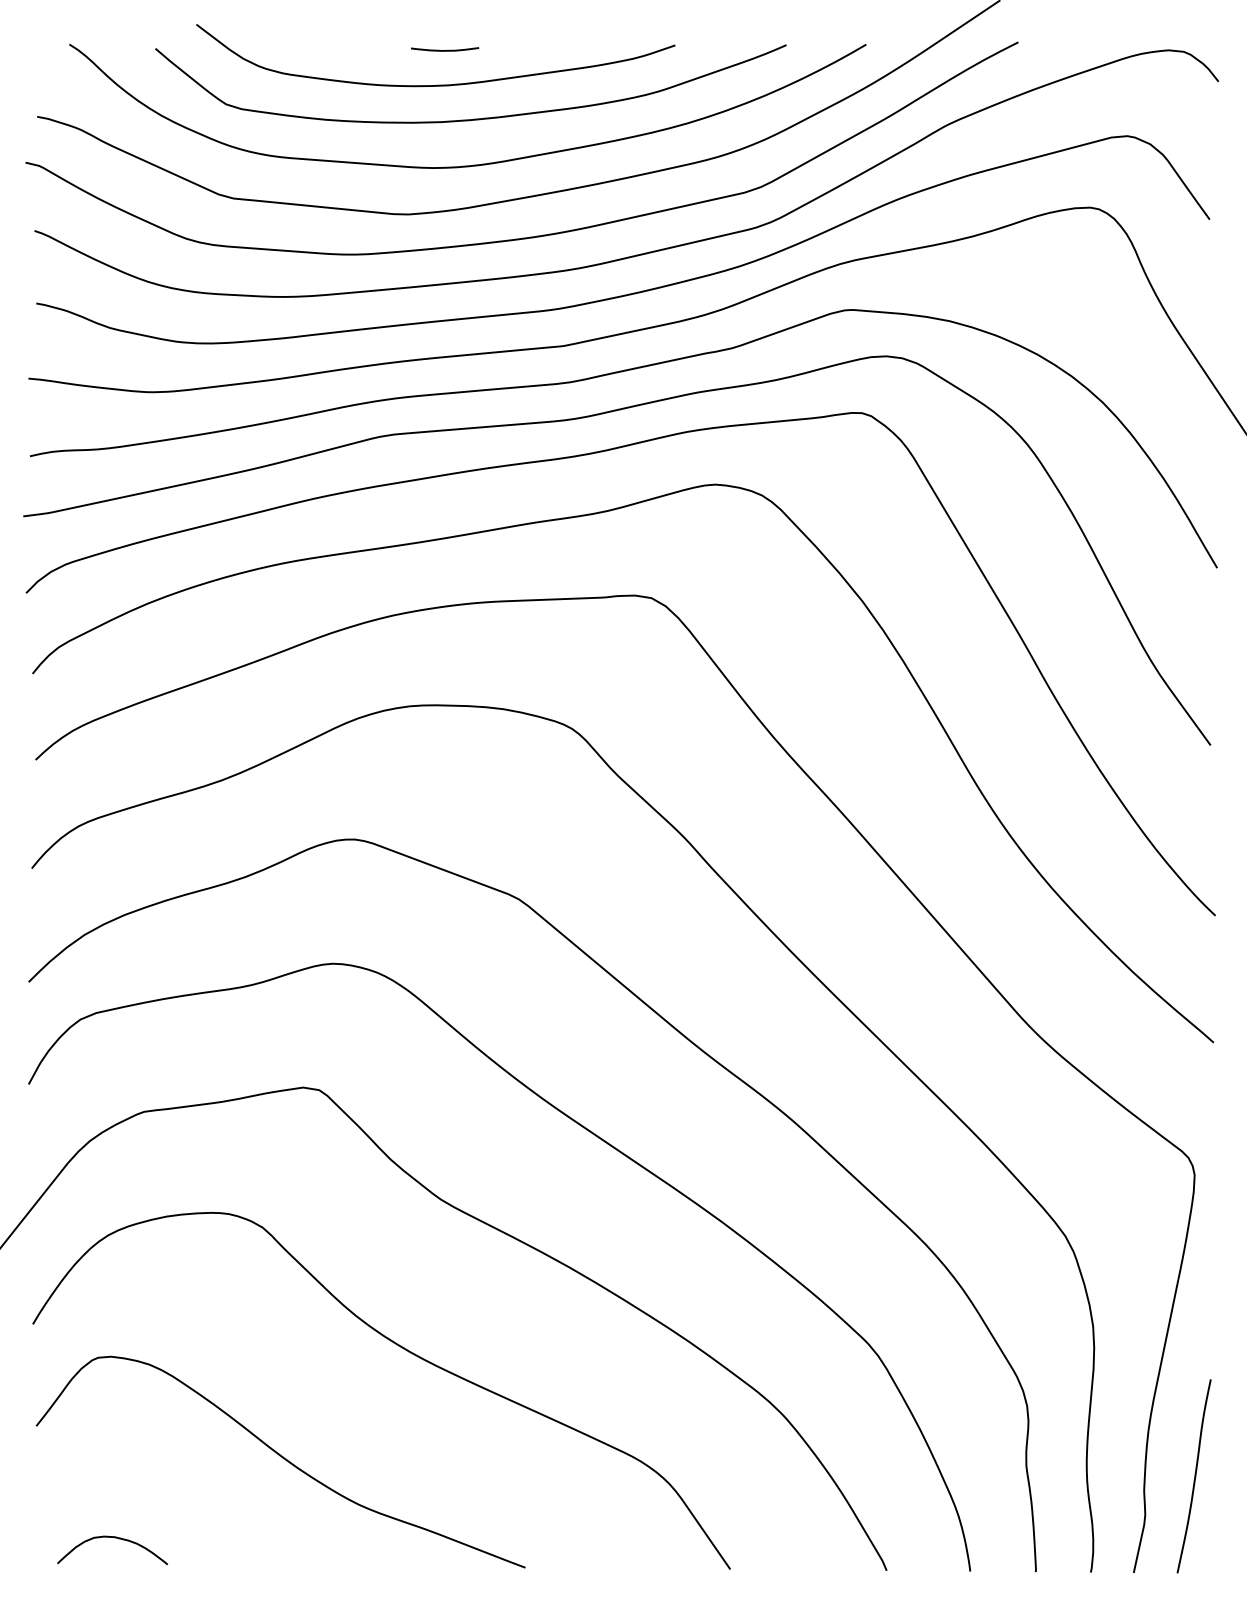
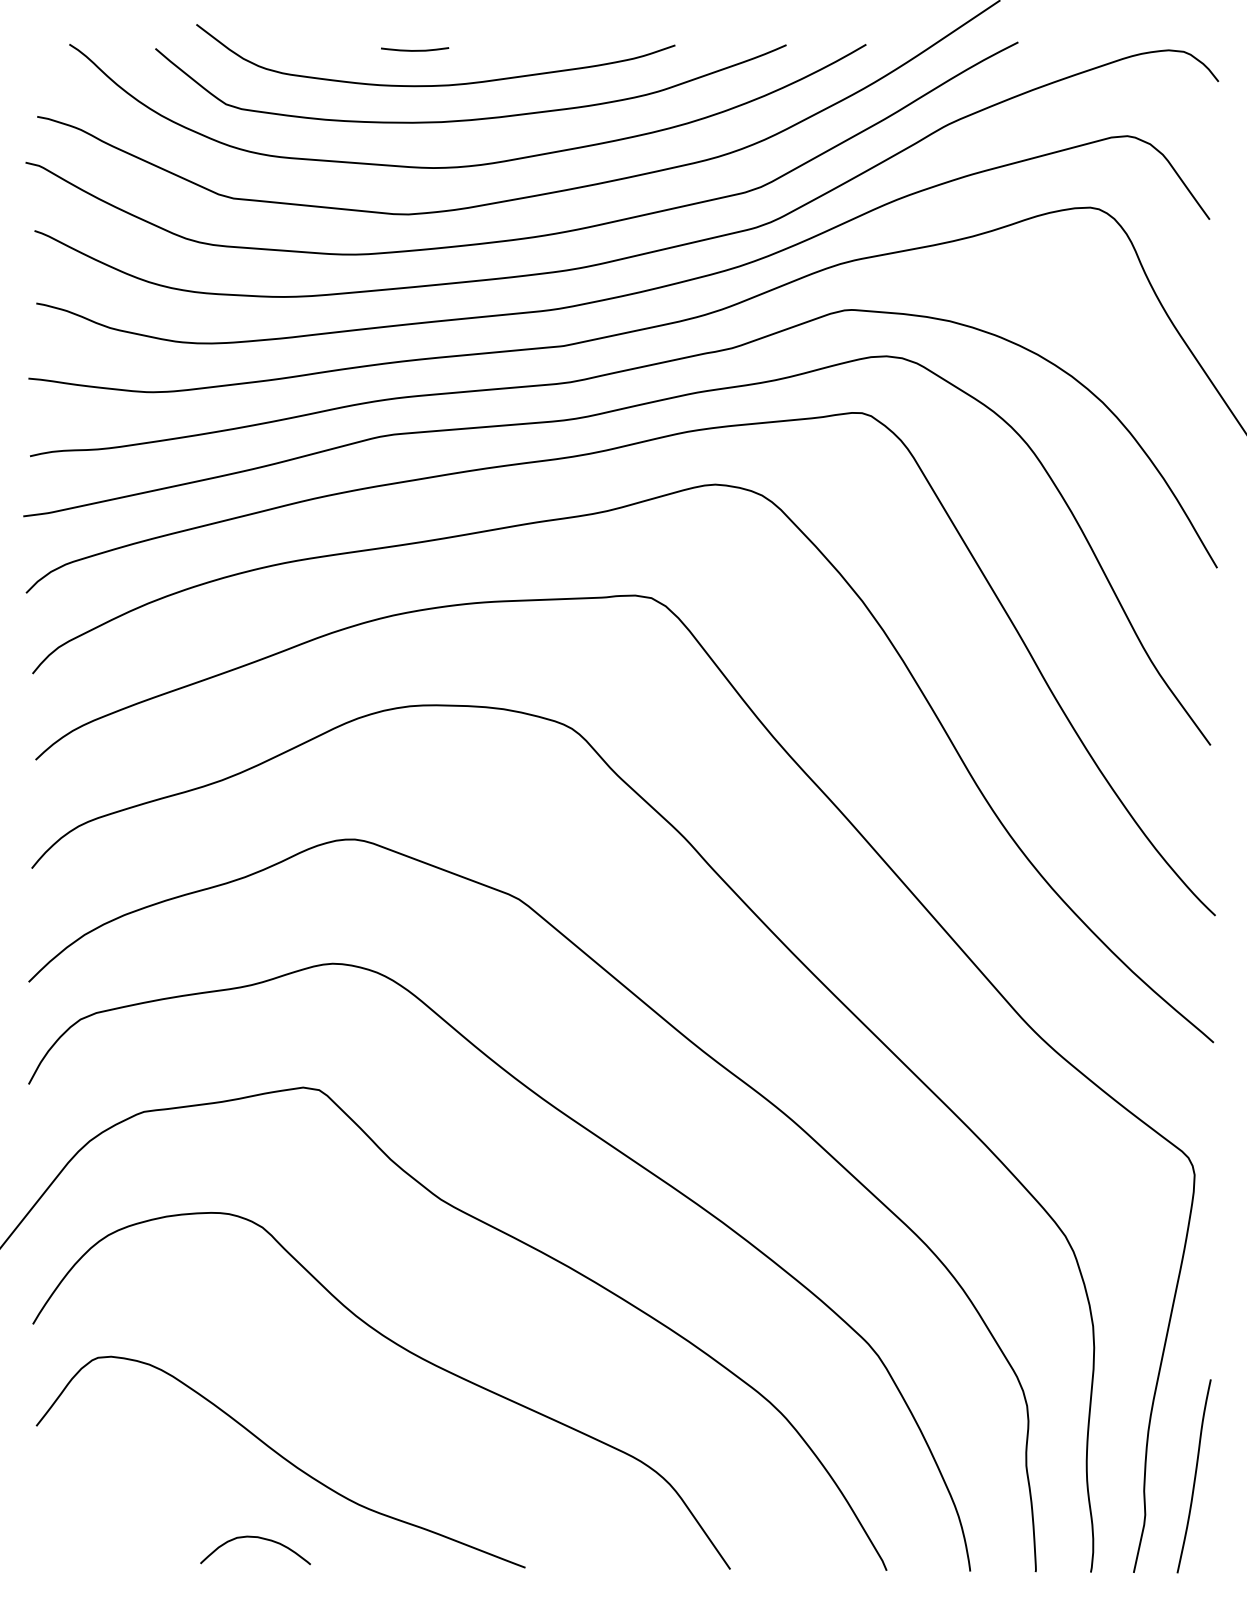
curve position: (445, 50) -> (415, 50) (415, 50)
curve position: (114, 1538) -> (257, 1538) (257, 1538)
